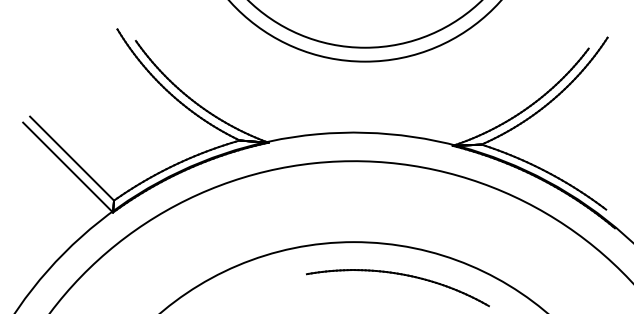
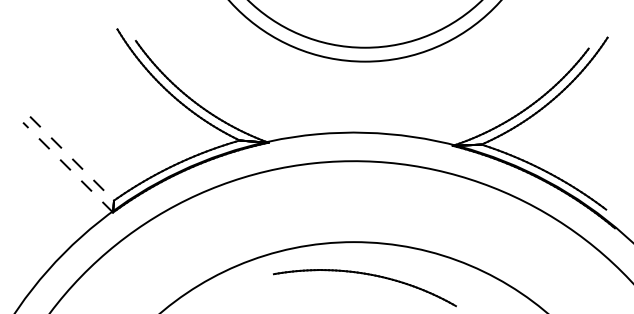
line: solid -> dashed (72, 158)
line: solid -> dashed (68, 167)
part position: (400, 275) -> (367, 275) (367, 275)
